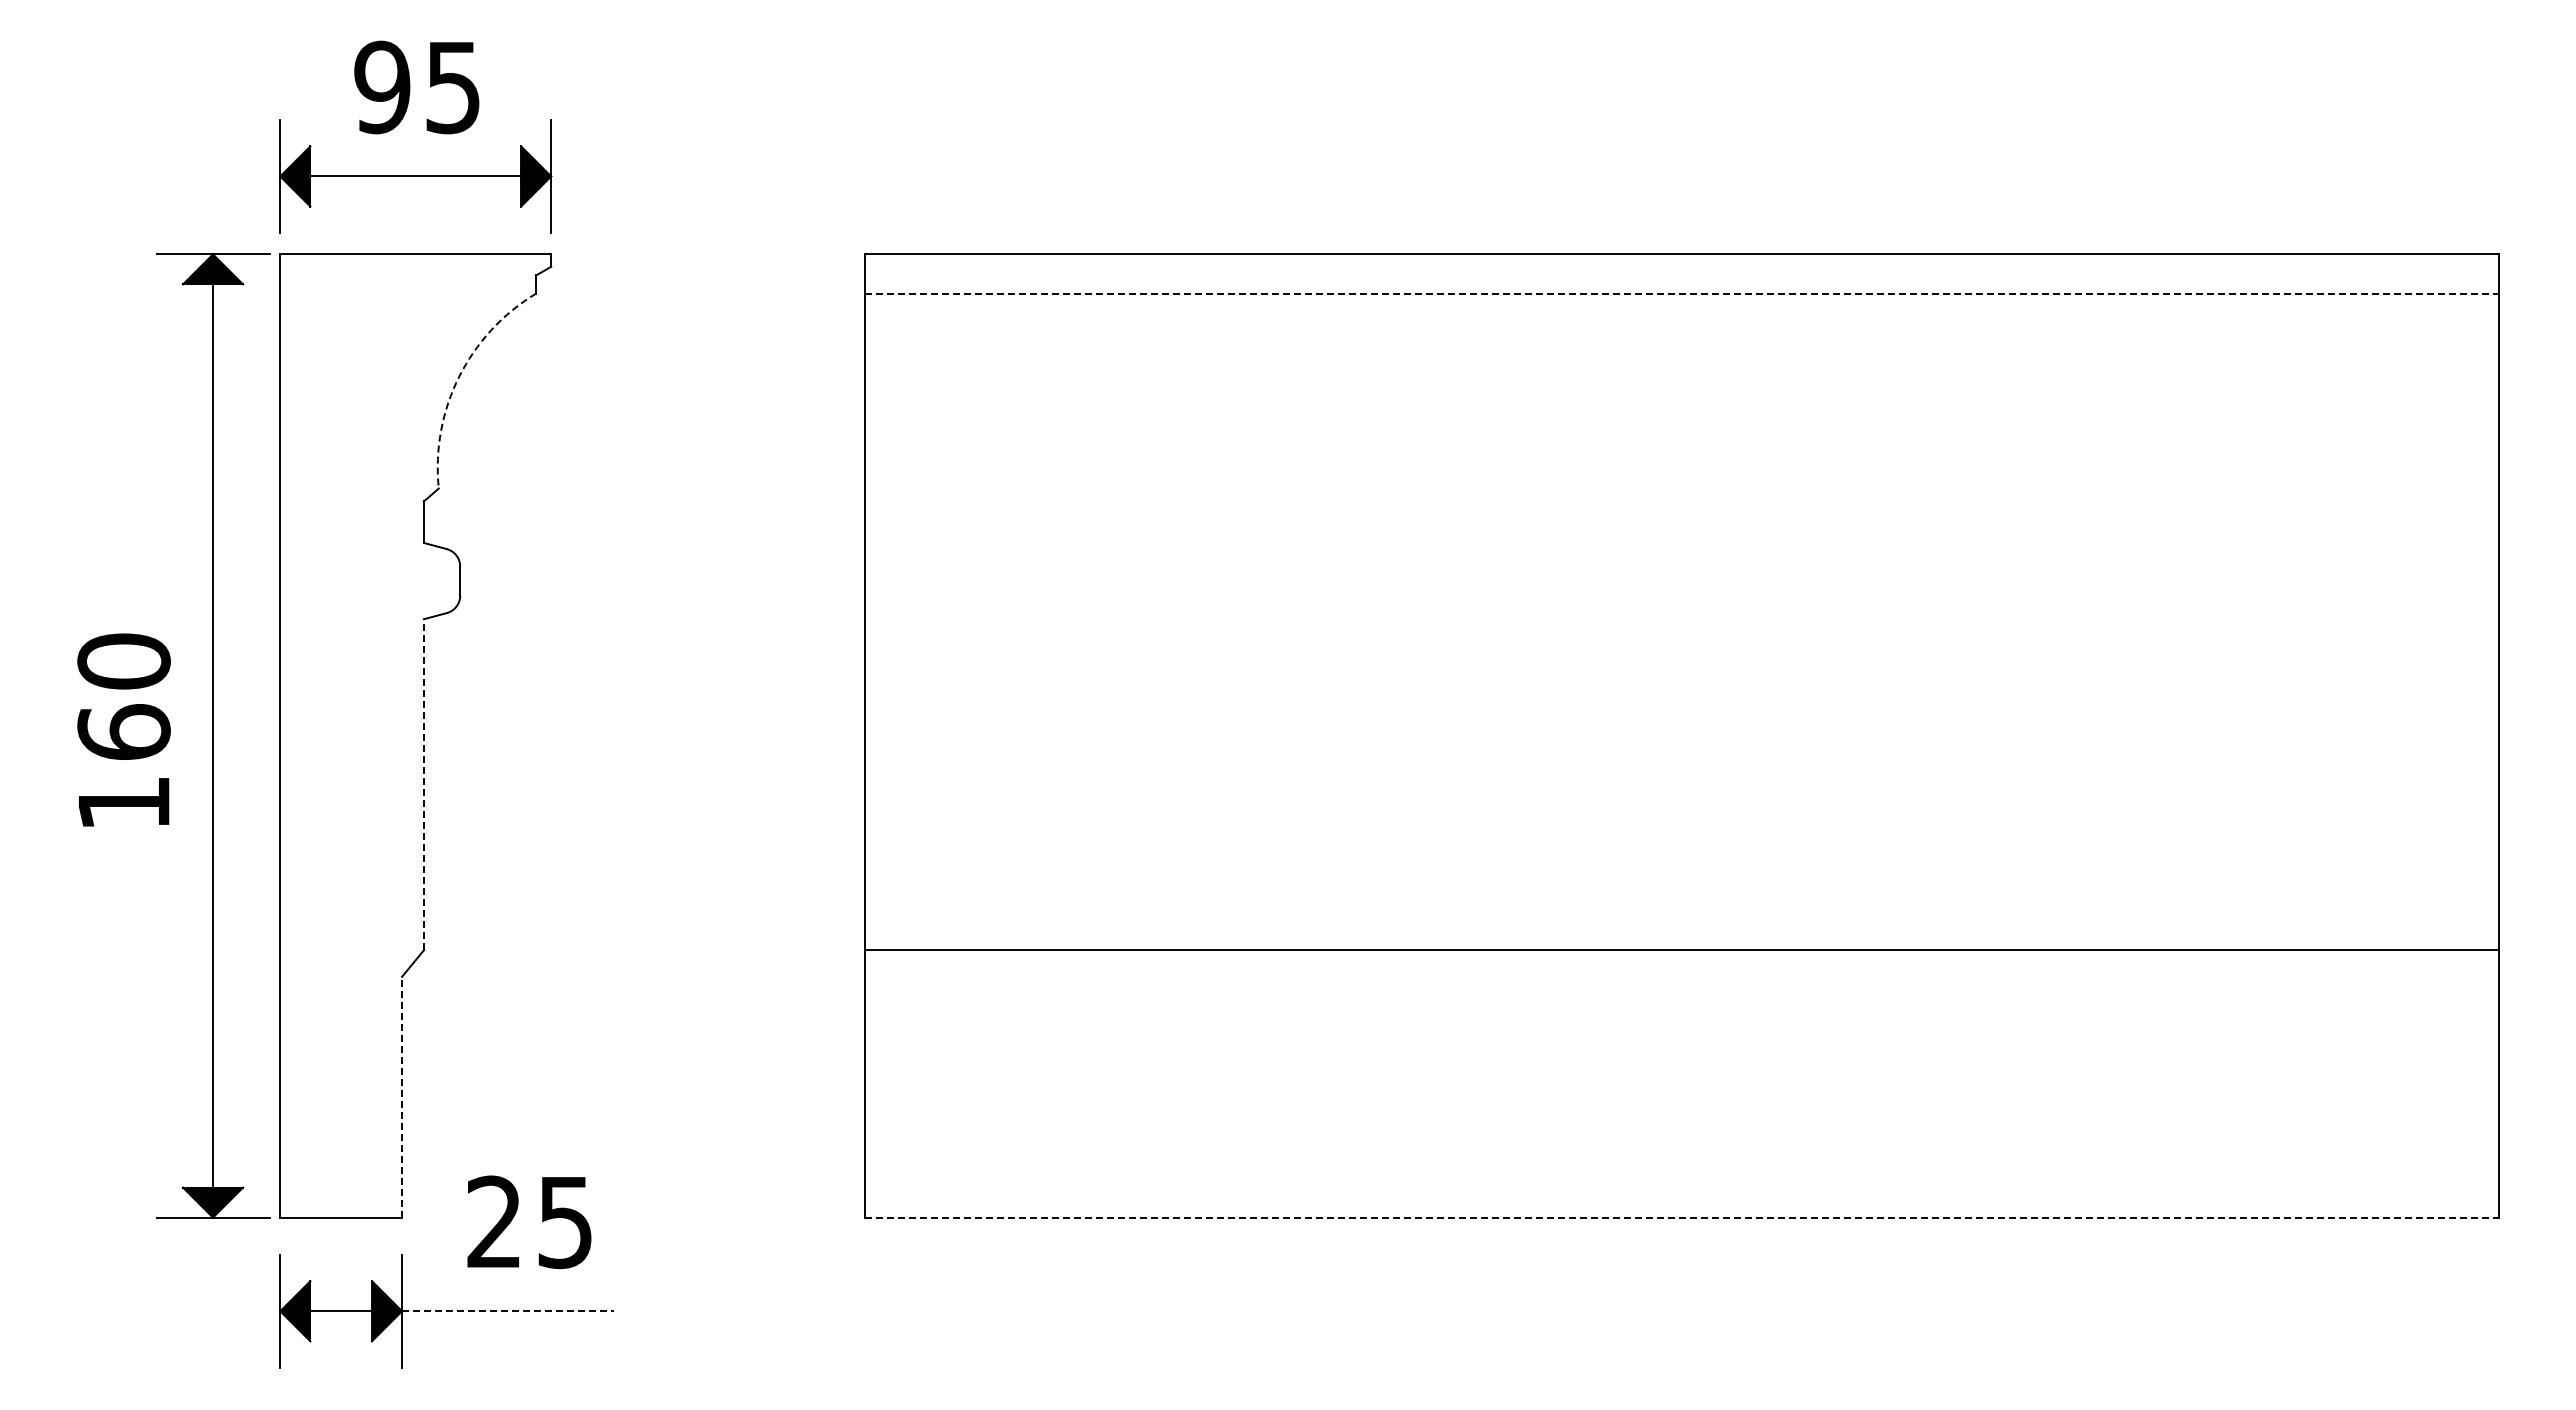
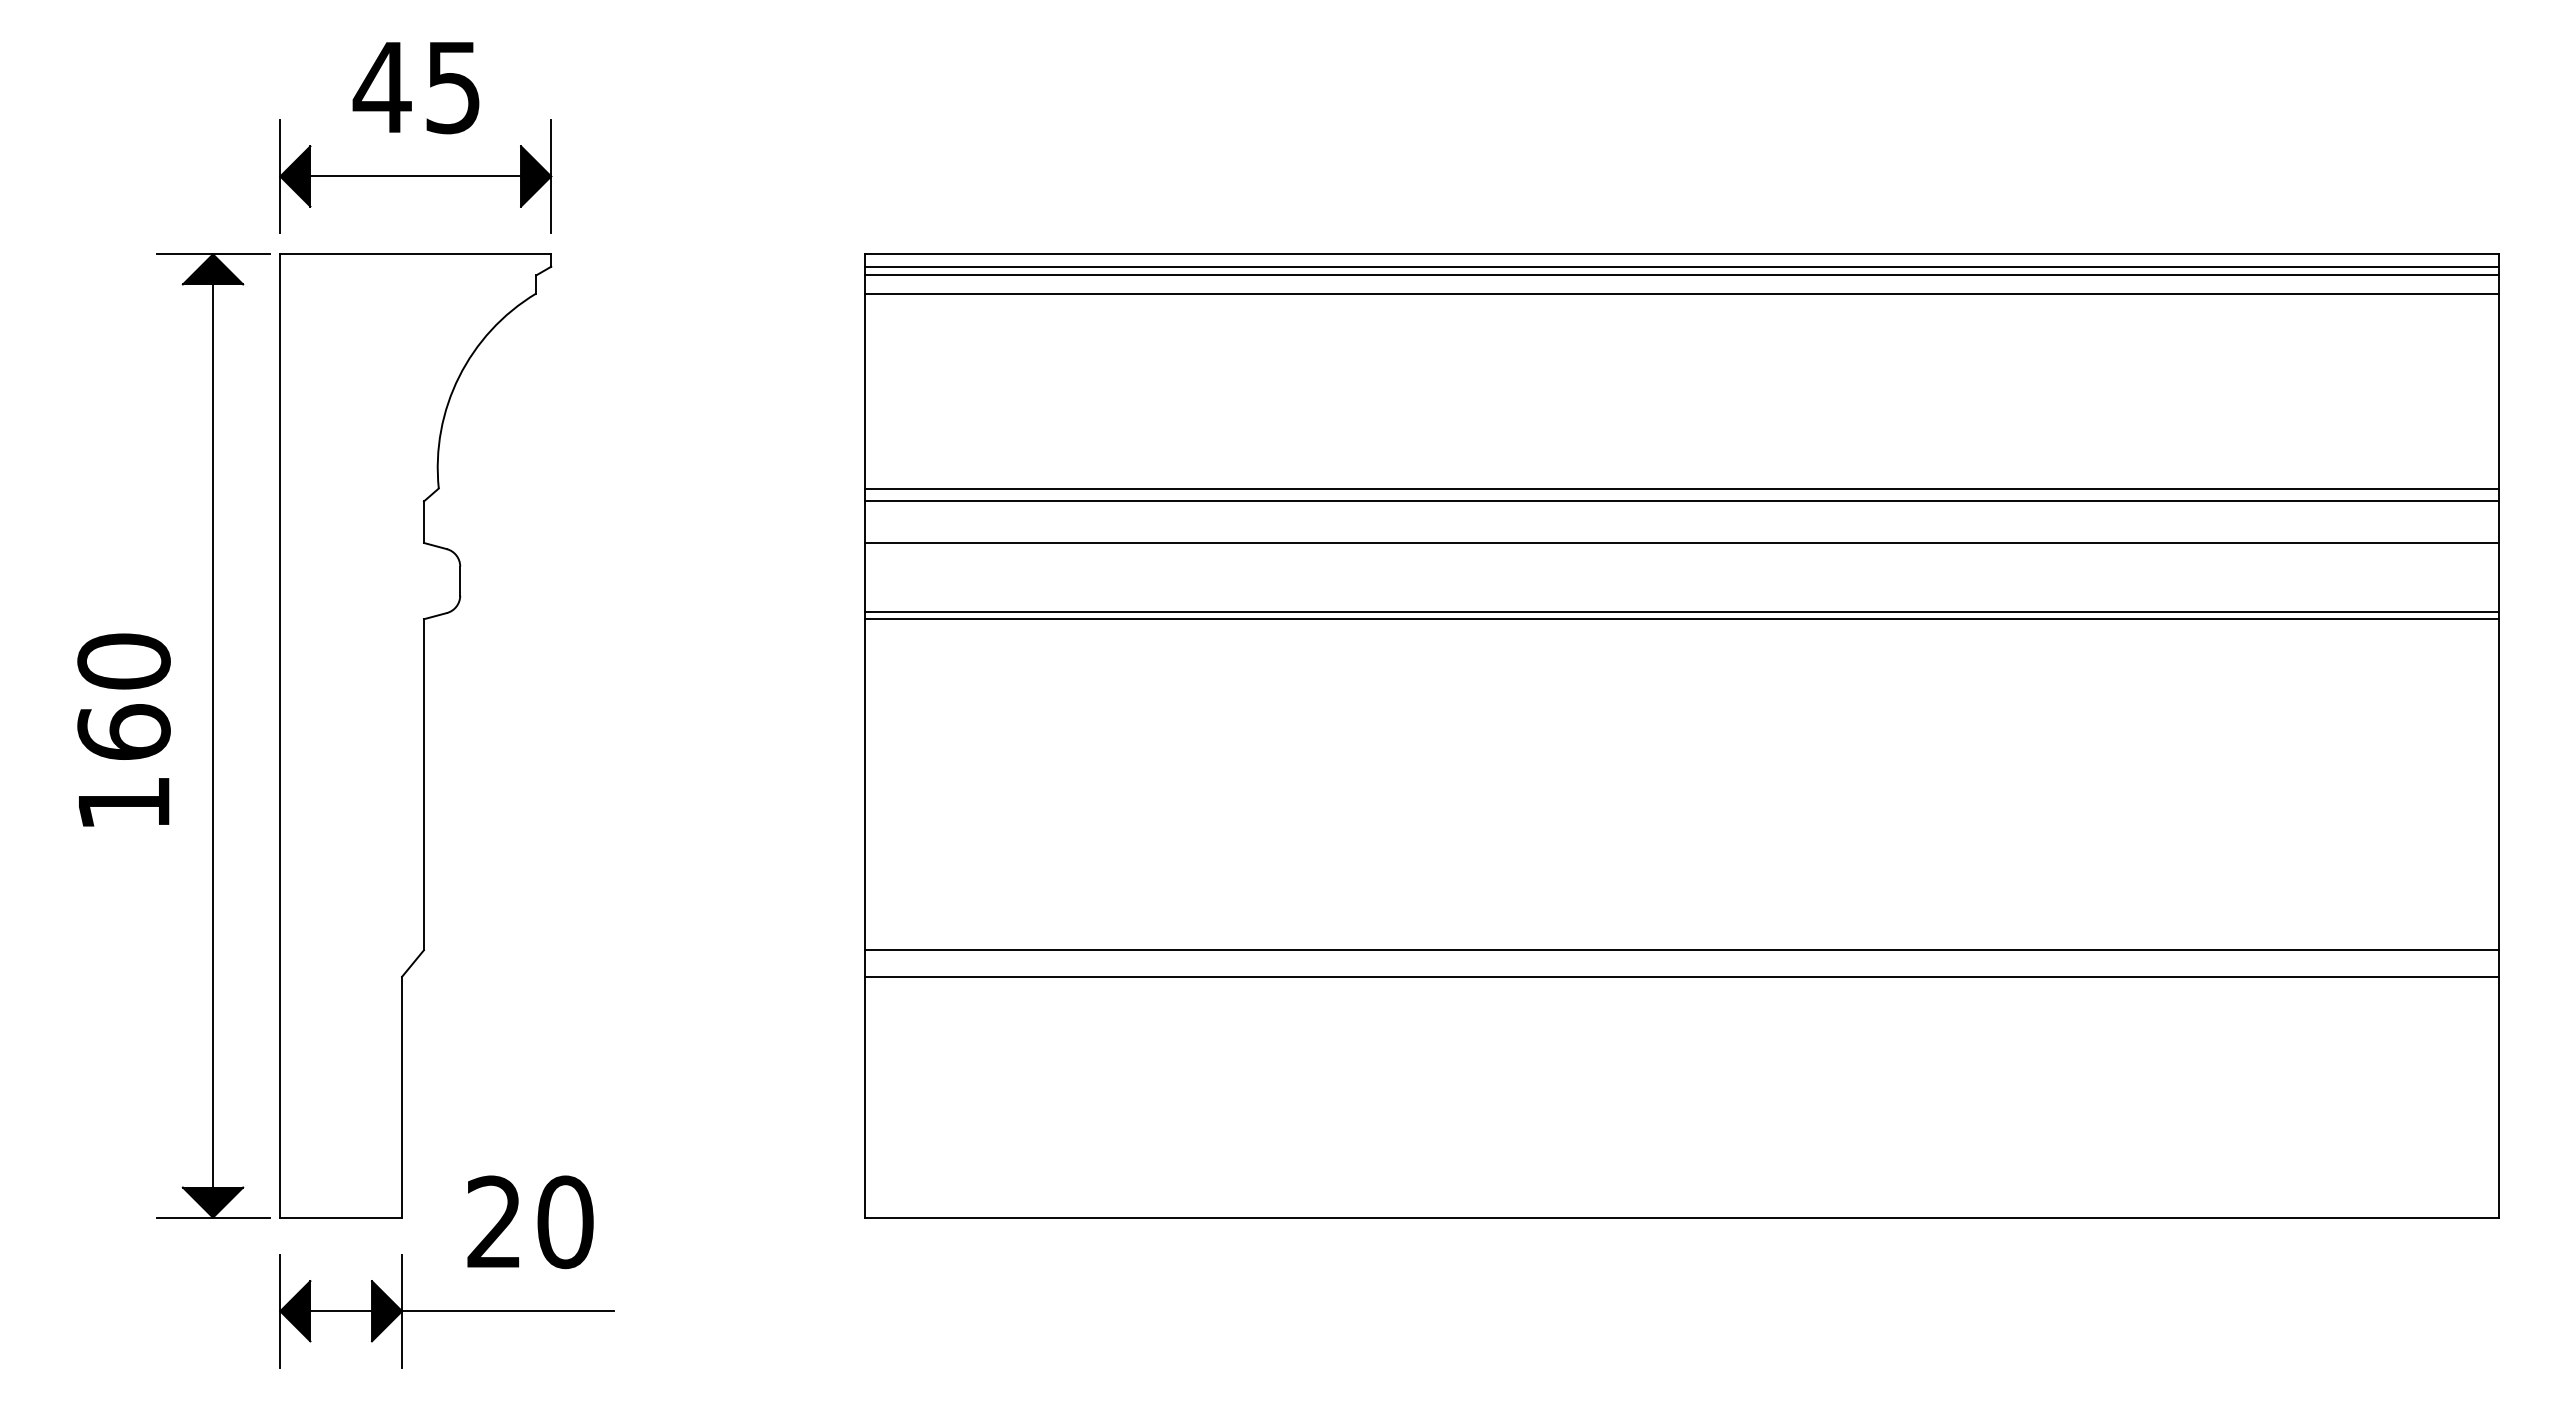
text: 95 -> 45 (381, 87)
line: none -> present (1681, 266)
line: none -> present (1681, 275)
line: dashed -> solid (1682, 293)
arc: dashed -> solid (459, 376)
line: none -> present (1681, 488)
line: none -> present (1681, 501)
line: none -> present (1681, 542)
line: none -> present (1681, 611)
line: none -> present (1681, 619)
line: dashed -> solid (423, 784)
line: none -> present (1681, 976)
line: dashed -> solid (402, 1096)
line: dashed -> solid (1682, 1217)
text: 25 -> 20 (565, 1222)
line: dashed -> solid (508, 1311)
